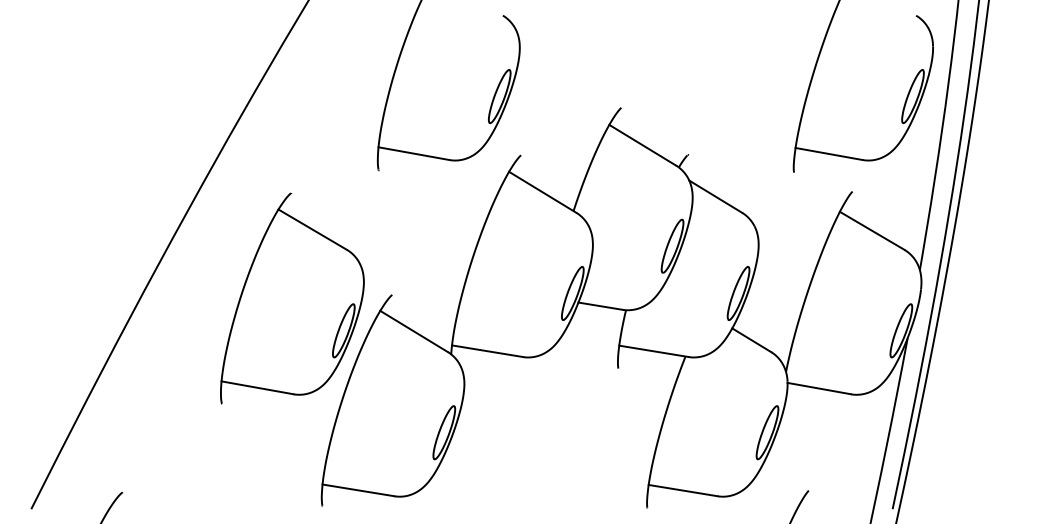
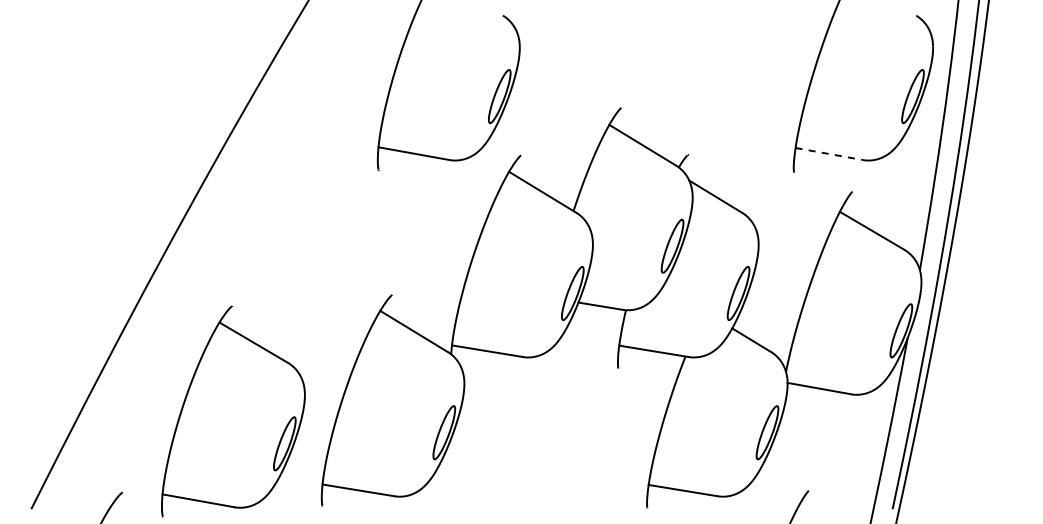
line: solid -> dashed (829, 154)
part position: (292, 298) -> (233, 411) (233, 411)
